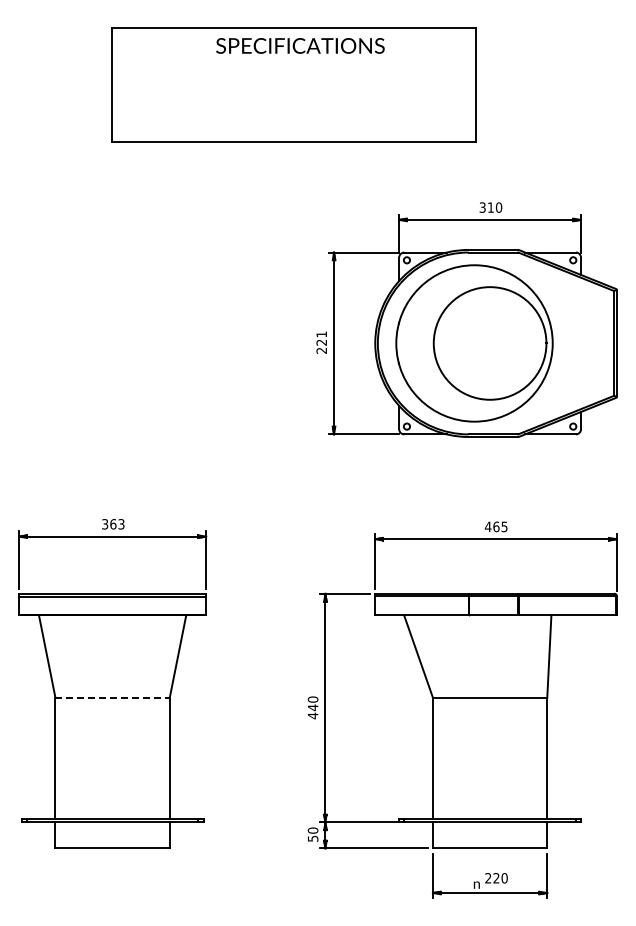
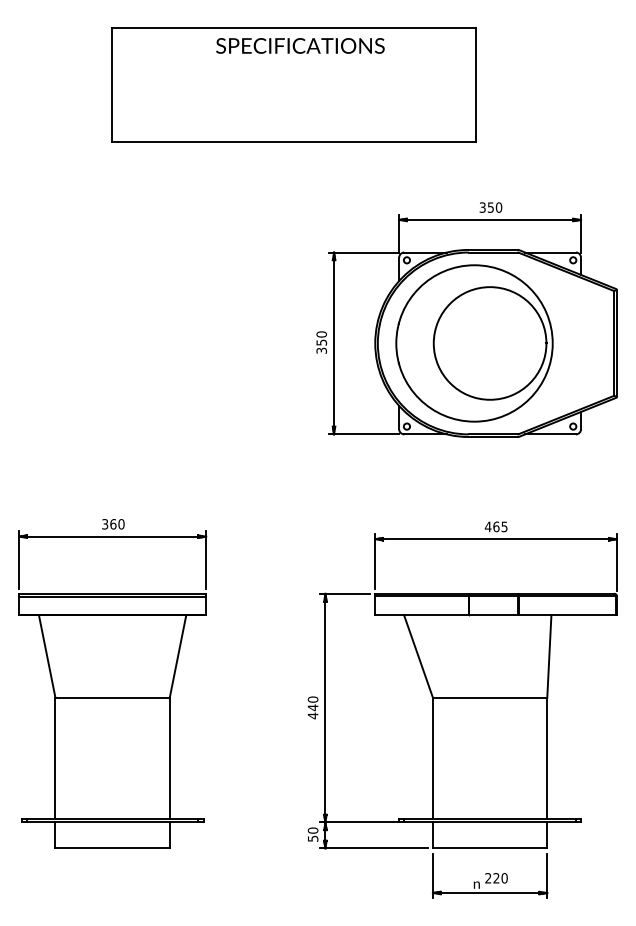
text: 310 -> 350 (490, 207)
text: 221 -> 350 (321, 342)
text: 363 -> 360 (121, 524)
line: dashed -> solid (113, 697)
